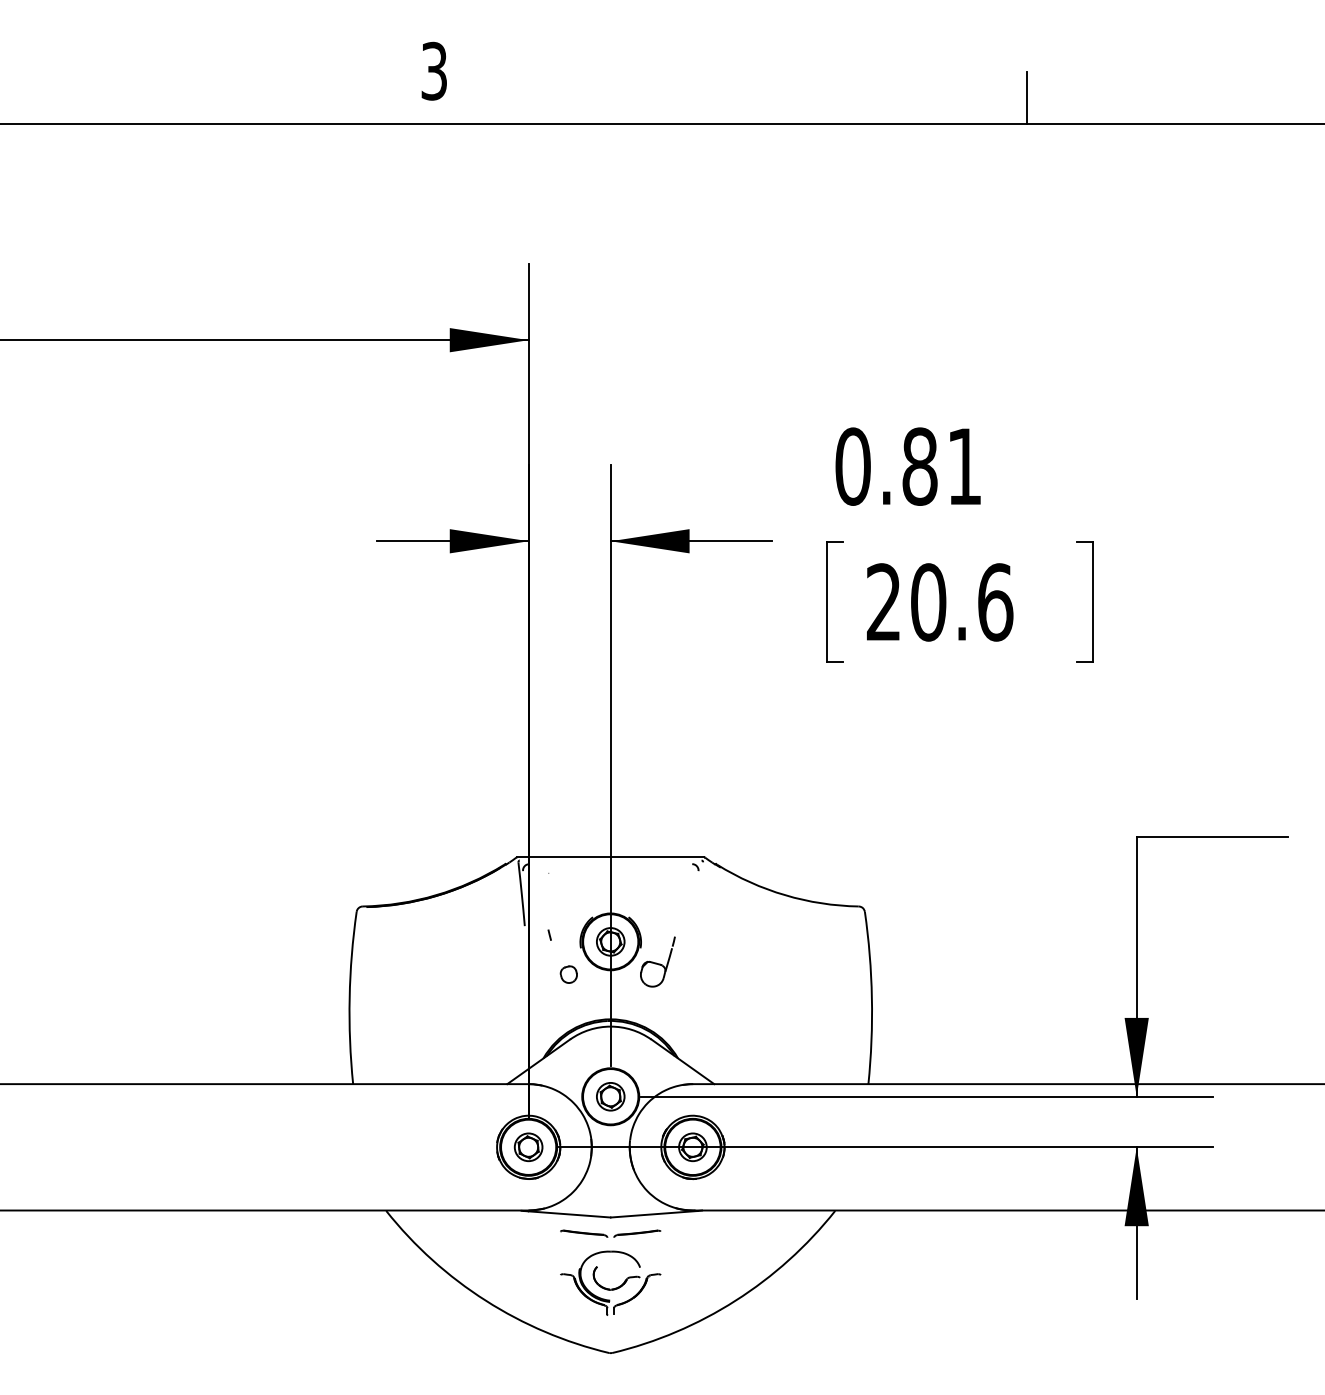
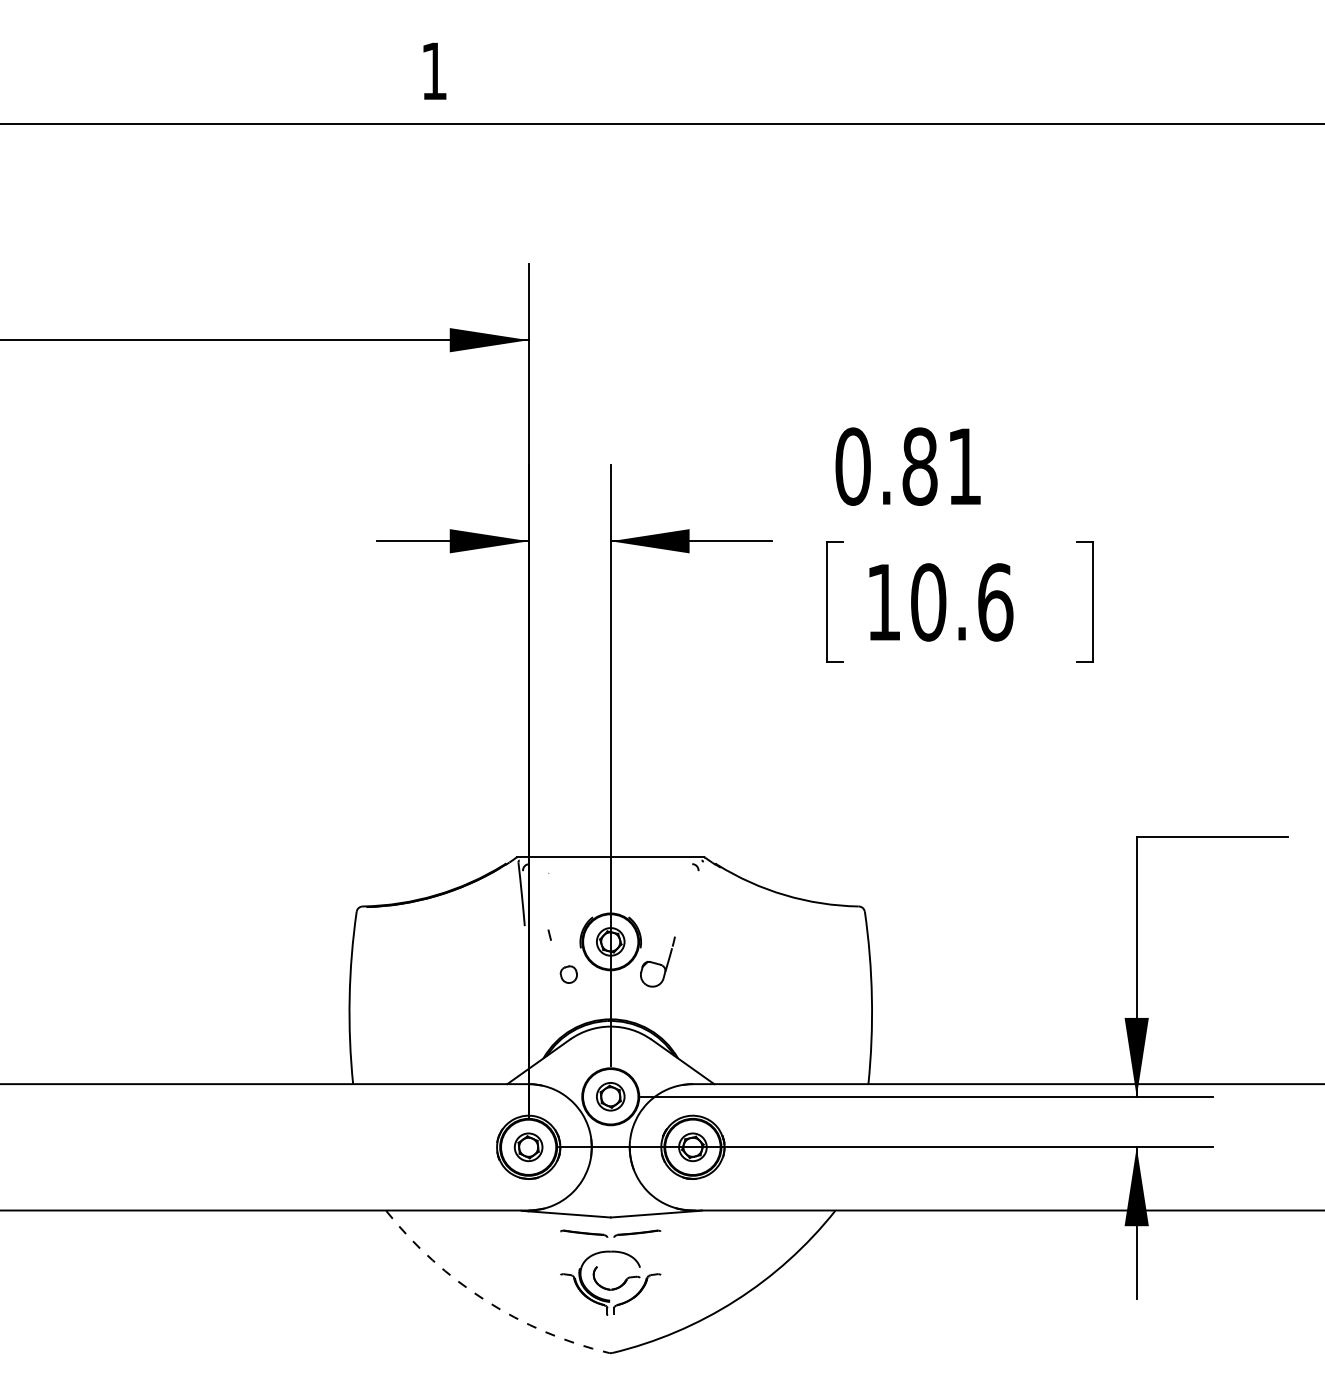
text: 3 -> 1 (433, 70)
line: present -> none (1026, 97)
text: 20.6 -> 10.6 (883, 601)
arc: solid -> dashed (485, 1300)
